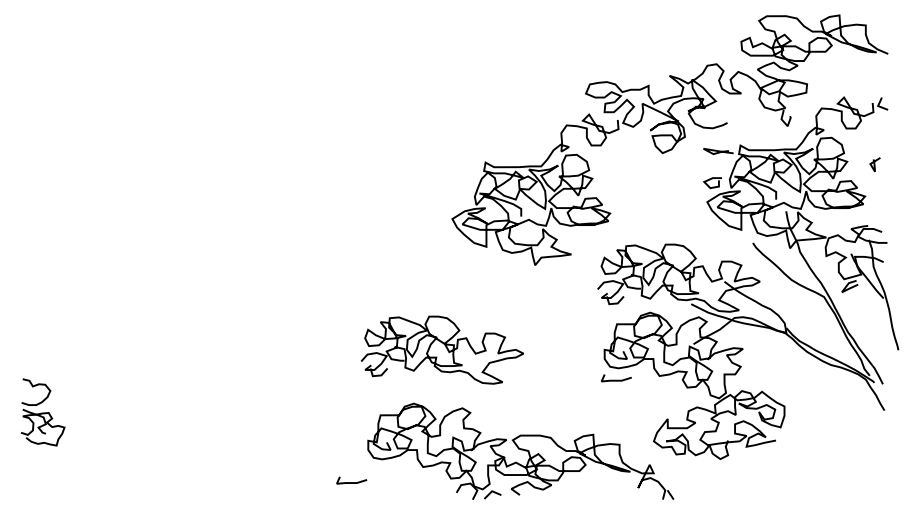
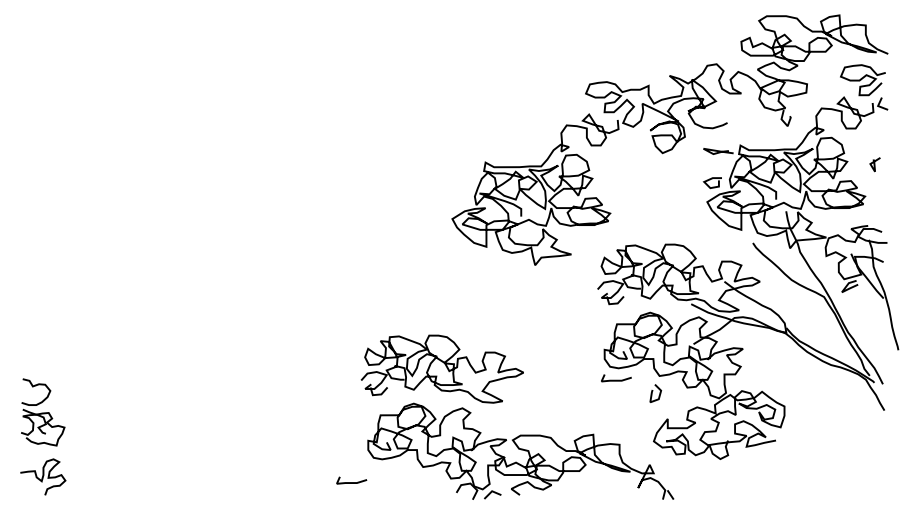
curve: none -> present (862, 79)
part position: (441, 349) -> (441, 368) (441, 368)
curve: none -> present (653, 391)
curve: none -> present (43, 476)
